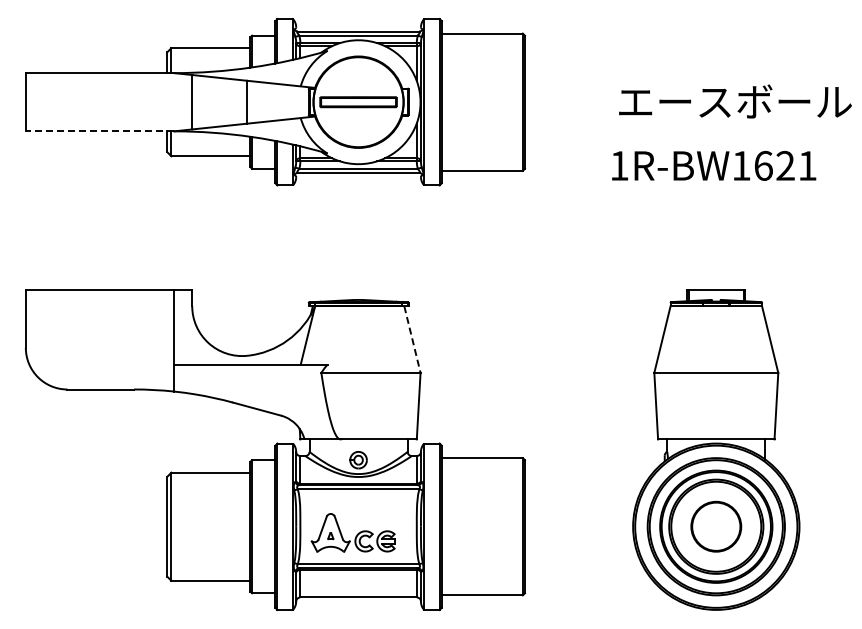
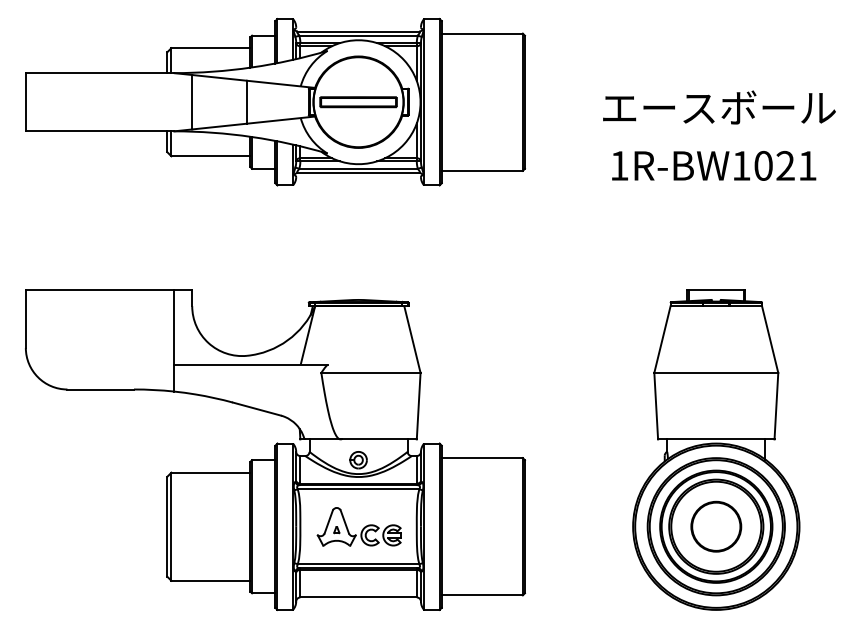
text position: (735, 101) -> (719, 107) (719, 107)
line: dashed -> solid (99, 131)
text: 1R-BW1621 -> 1R-BW1021 (763, 165)
line: dashed -> solid (412, 340)
part position: (352, 532) -> (358, 526) (358, 526)
